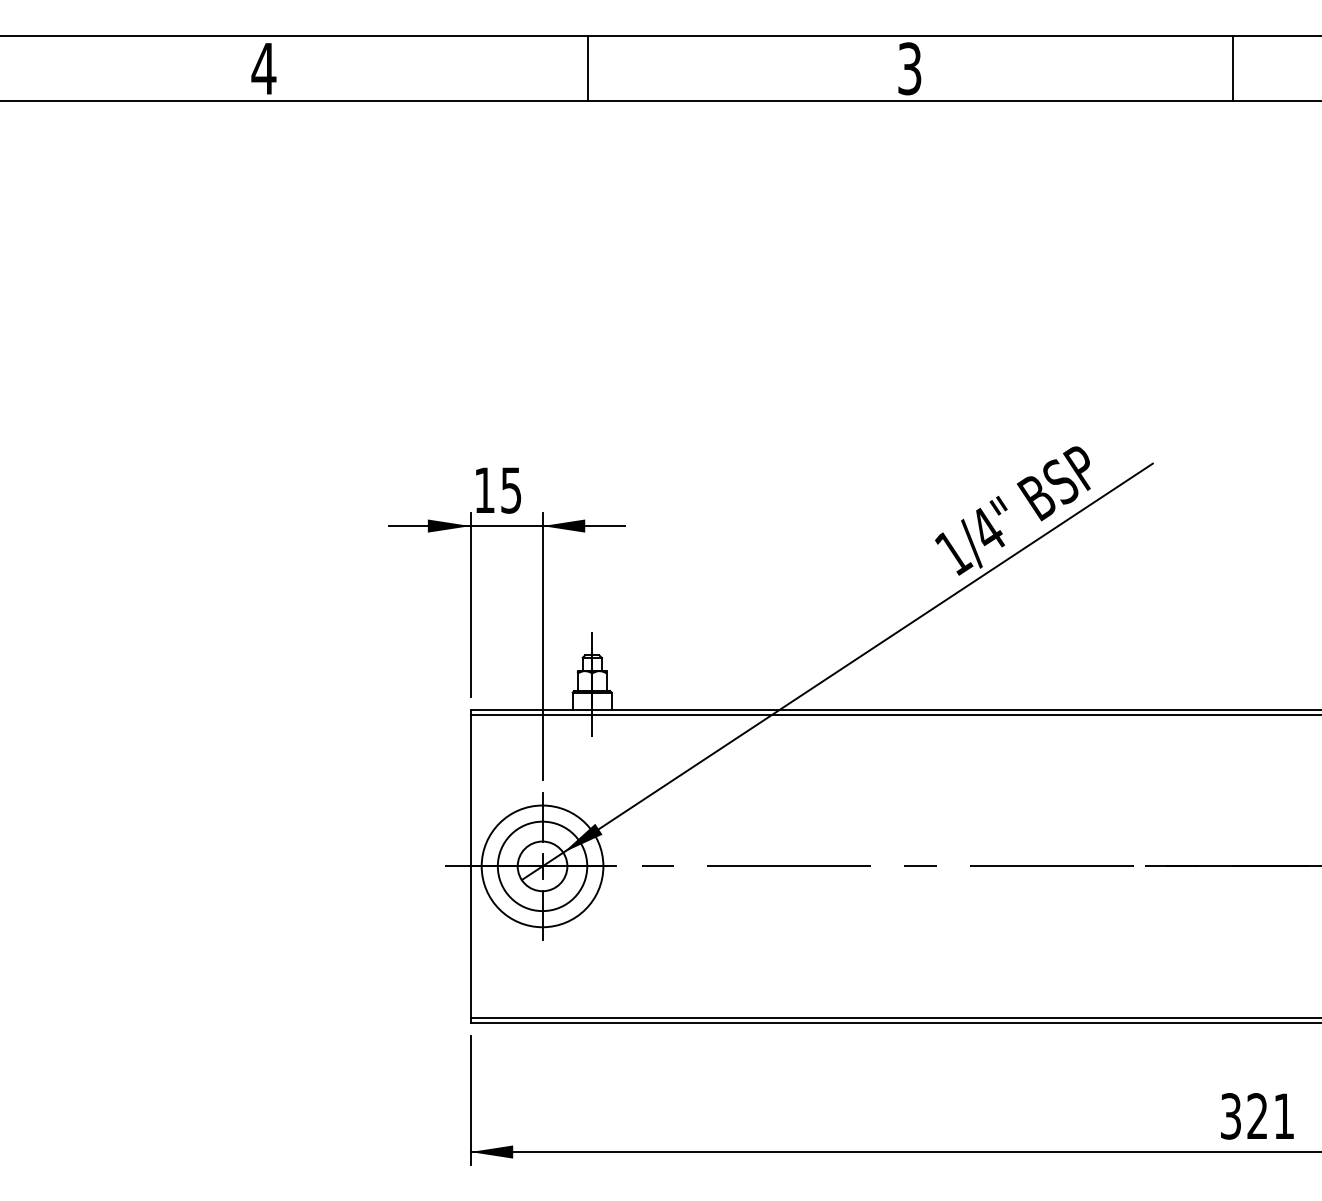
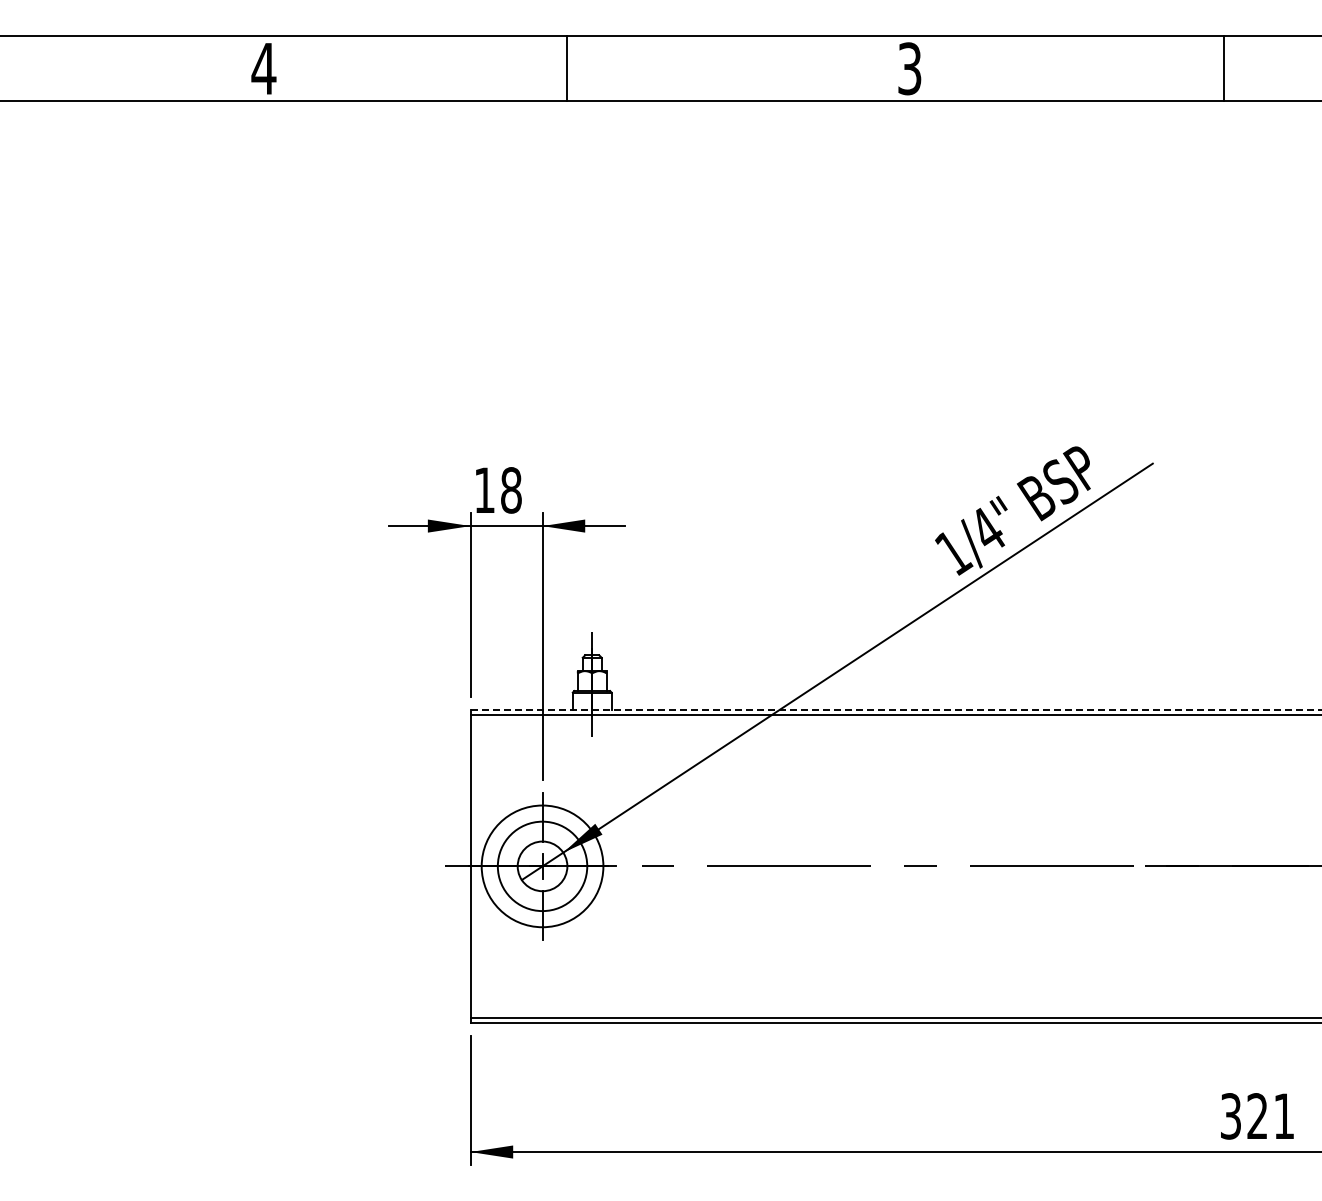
line position: (587, 68) -> (566, 68) (566, 68)
line position: (1233, 68) -> (1224, 68) (1224, 68)
text: 15 -> 18 (511, 490)
line: solid -> dashed (896, 709)
